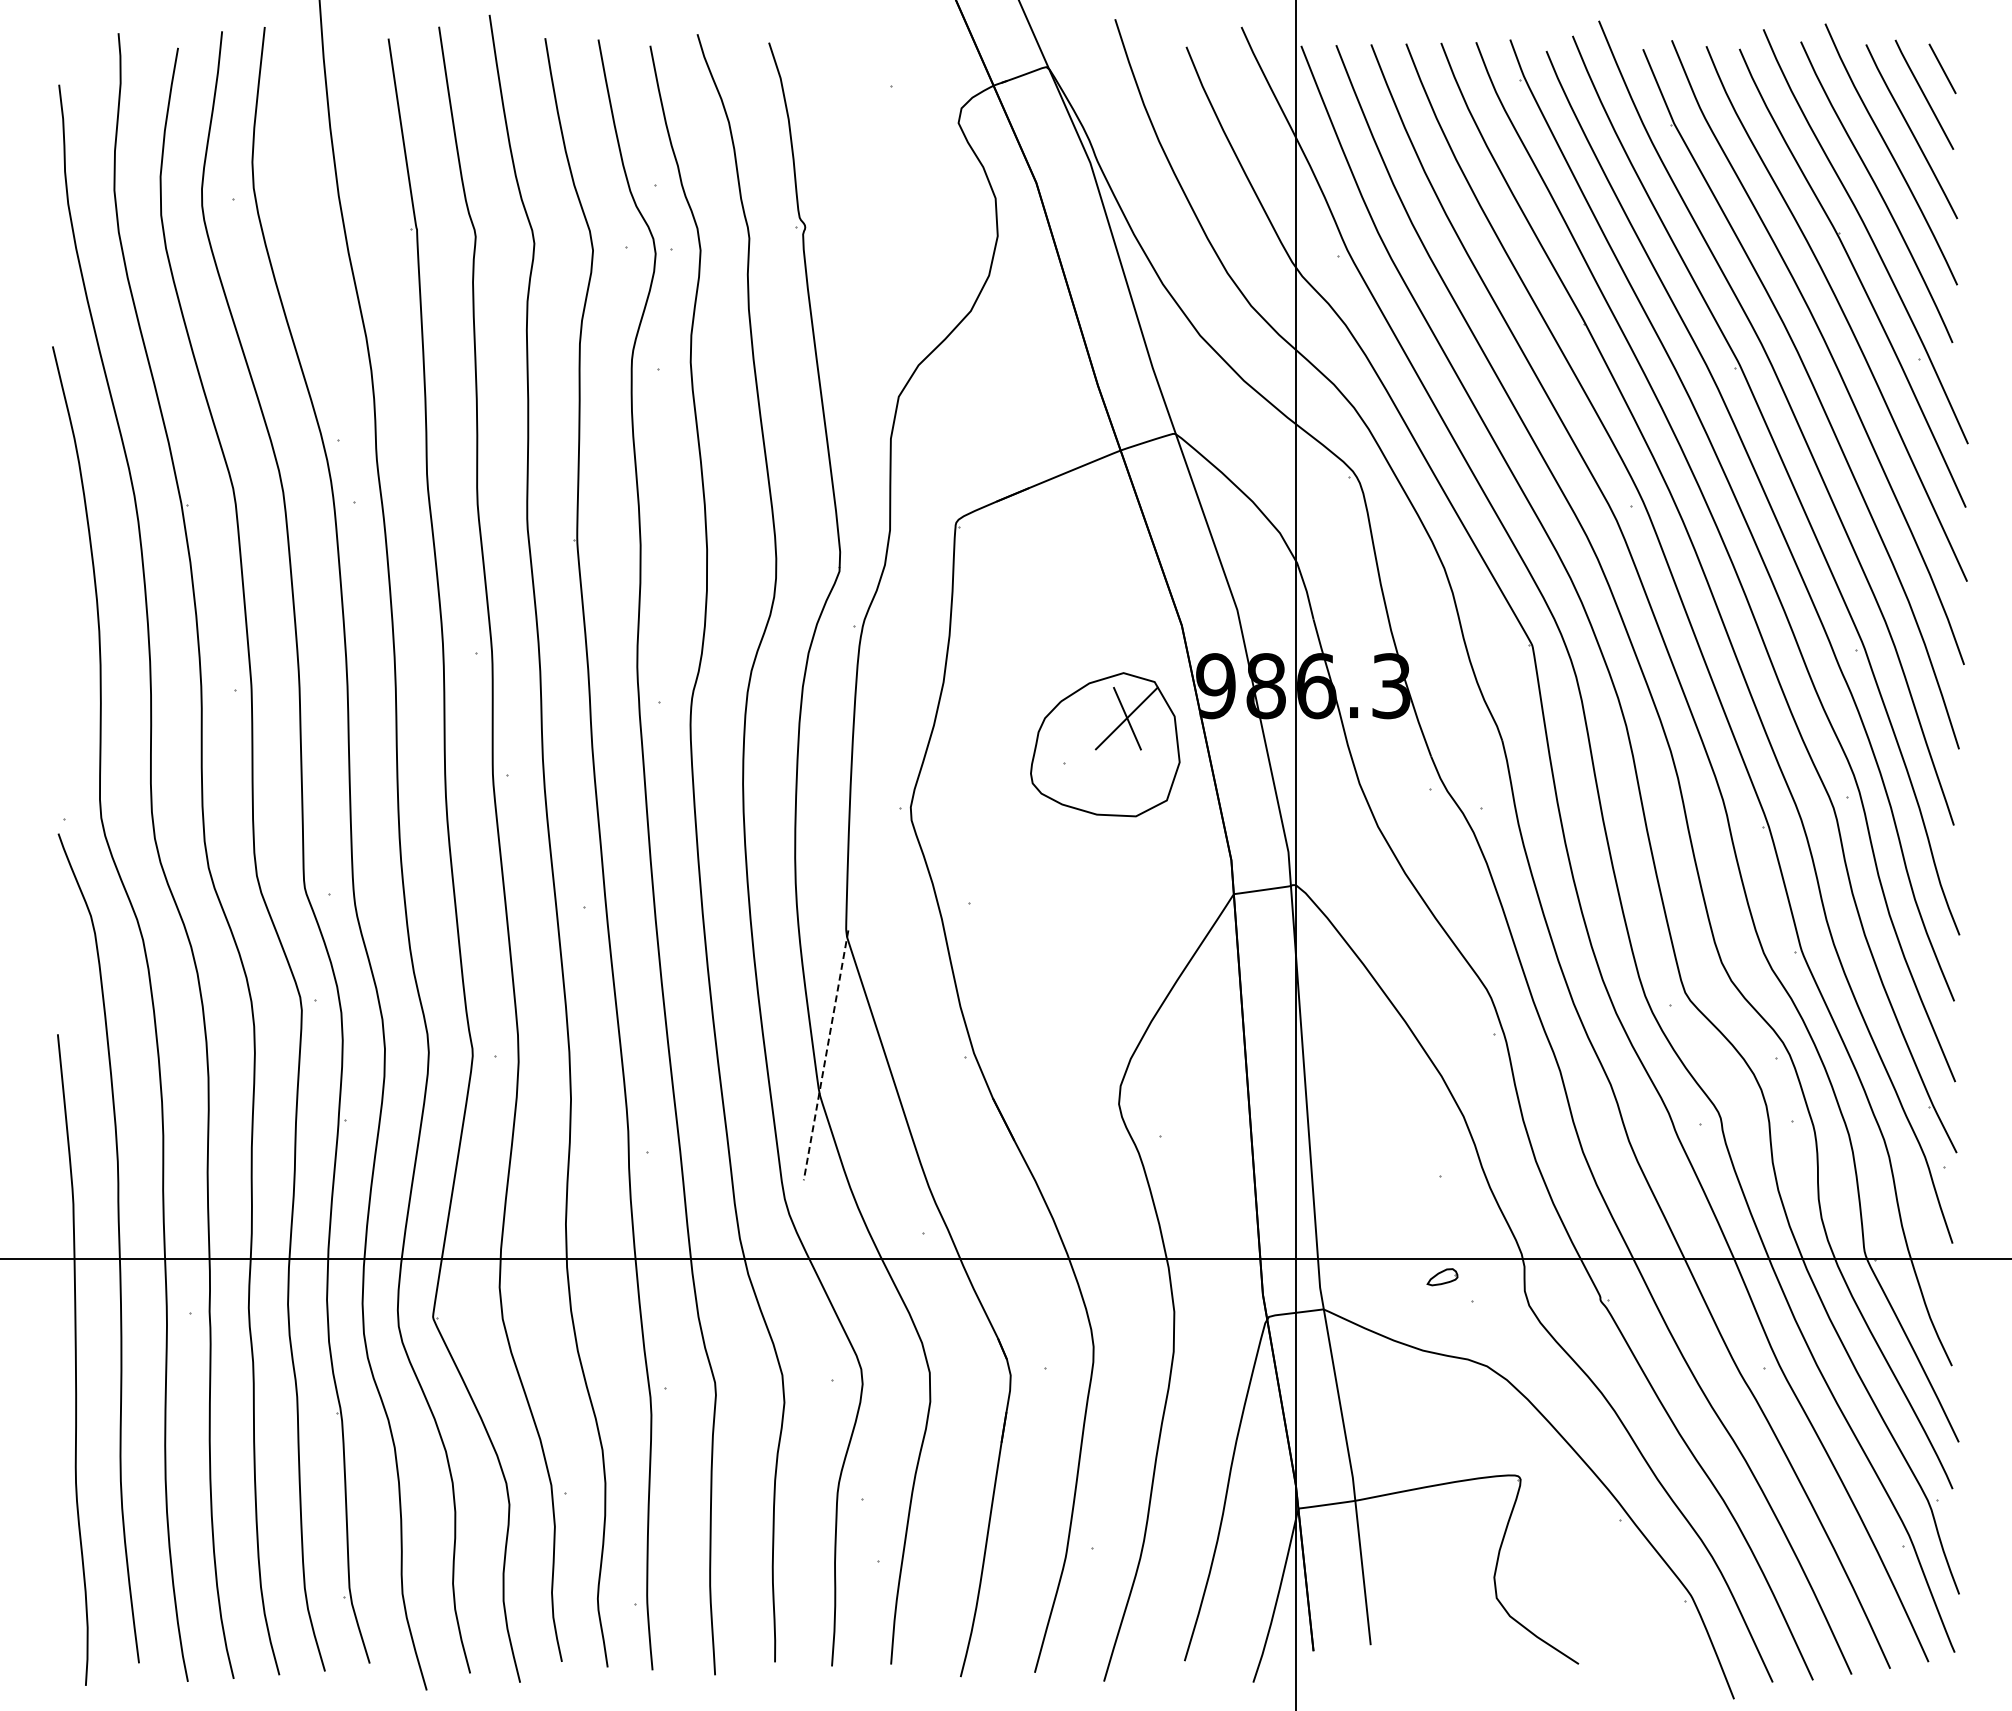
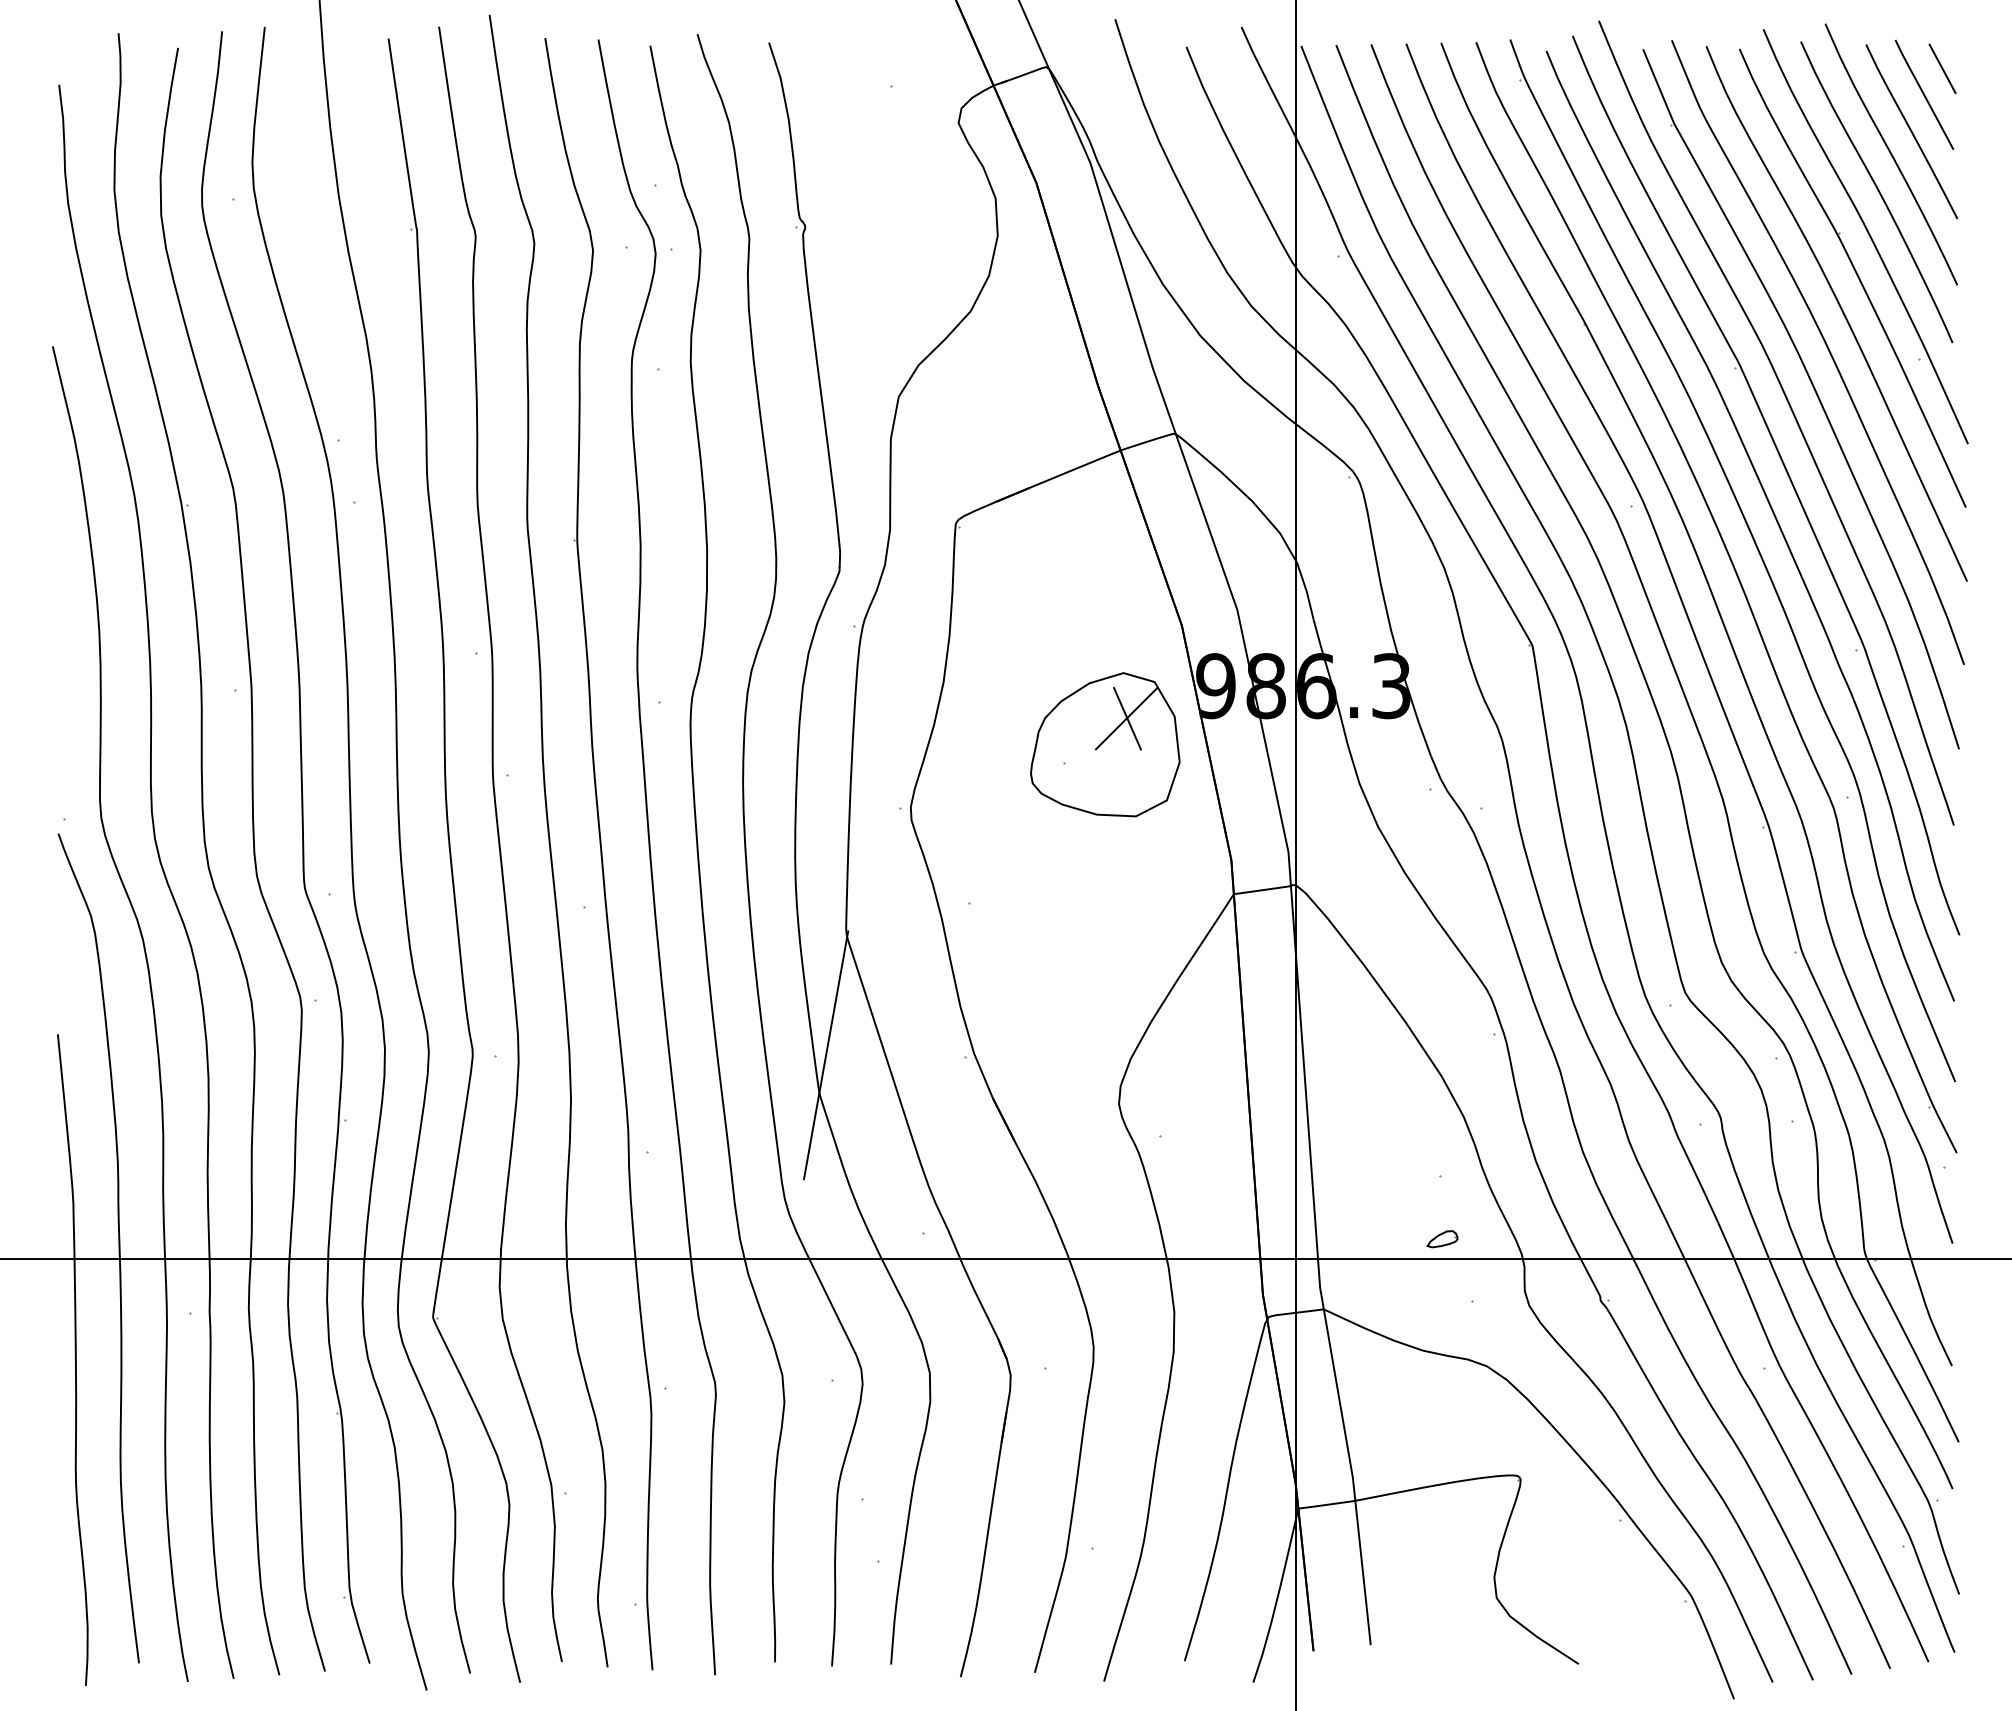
line: dashed -> solid (826, 1055)
part position: (1442, 1277) -> (1442, 1239) (1442, 1239)
